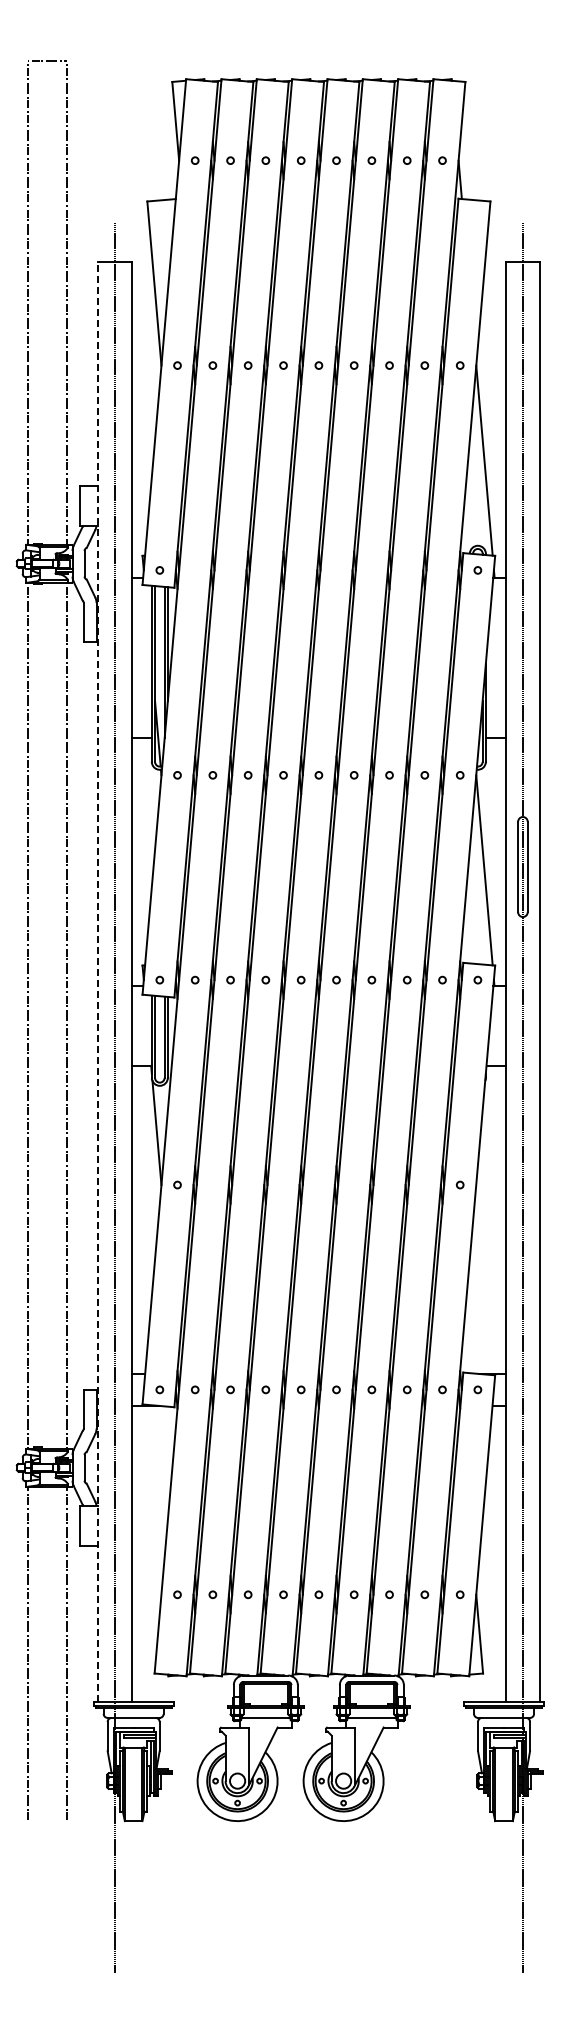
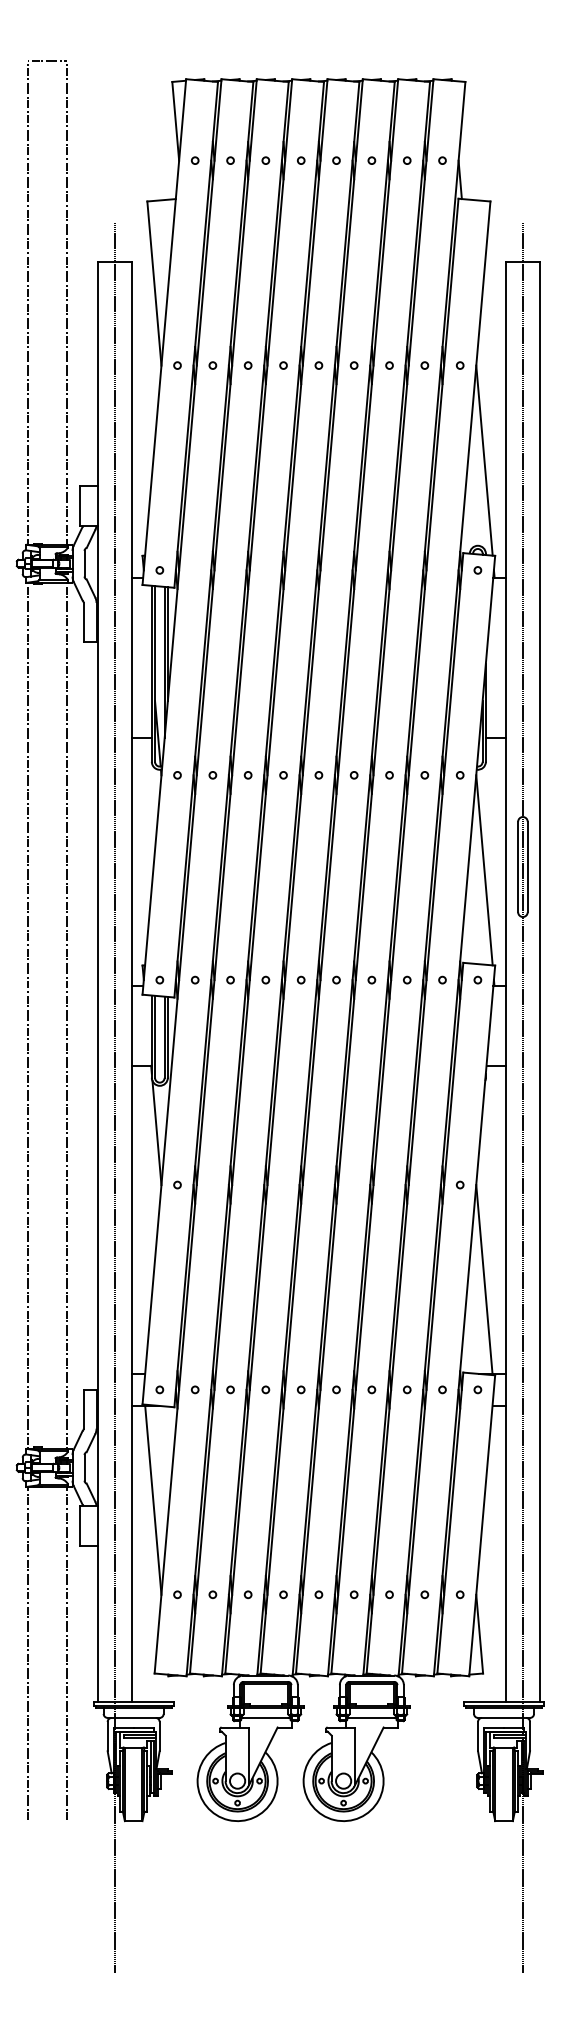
line: dashed -> solid (97, 981)
line: none -> present (484, 1279)
line: none -> present (153, 1499)
